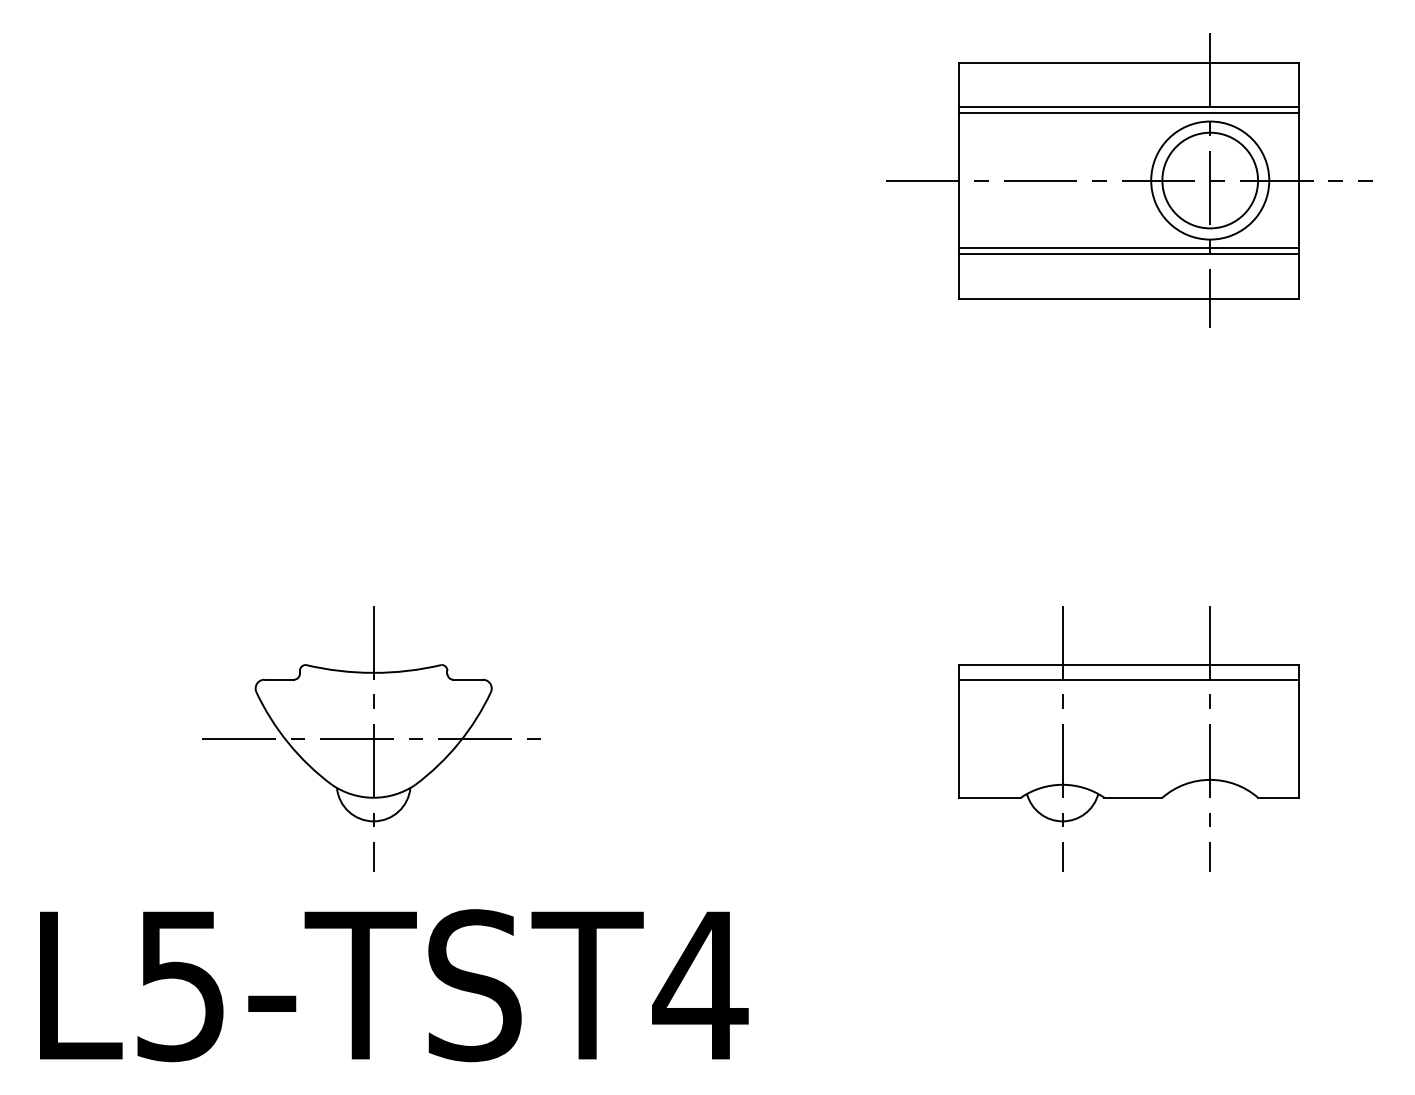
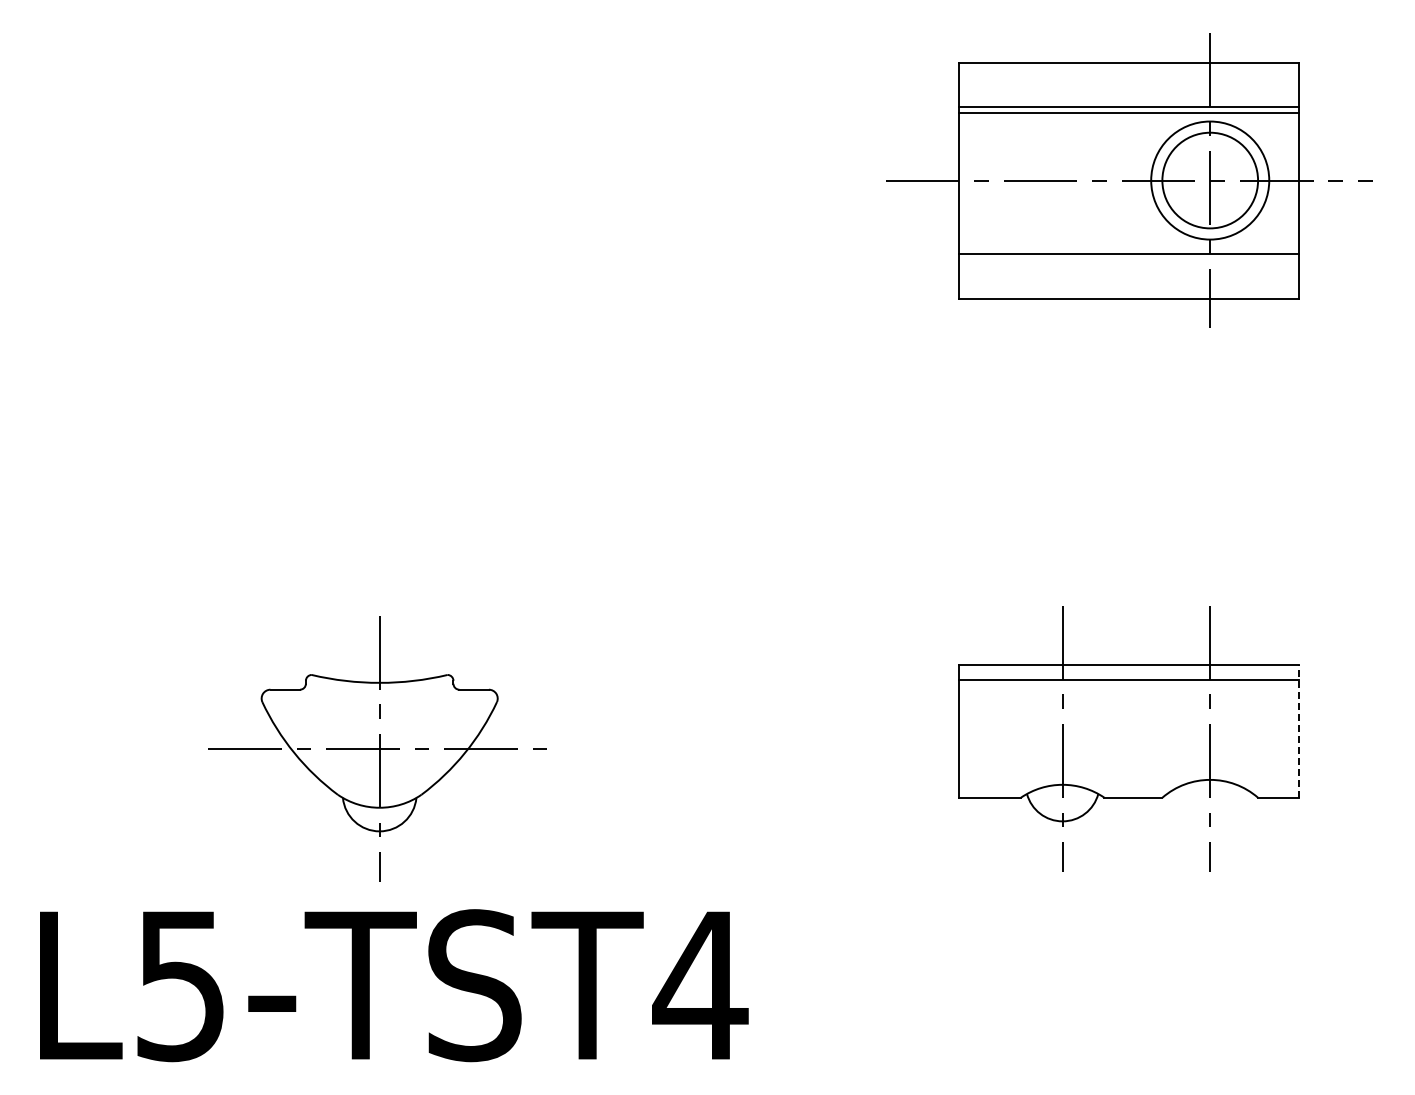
line: present -> none (1128, 248)
line: solid -> dashed (1298, 730)
part position: (371, 738) -> (377, 748) (377, 748)
